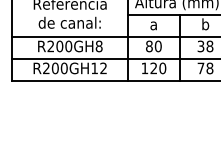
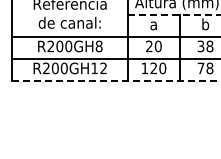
line: solid -> dashed (174, 14)
text: 80 -> 20 (149, 46)
line: solid -> dashed (117, 80)
